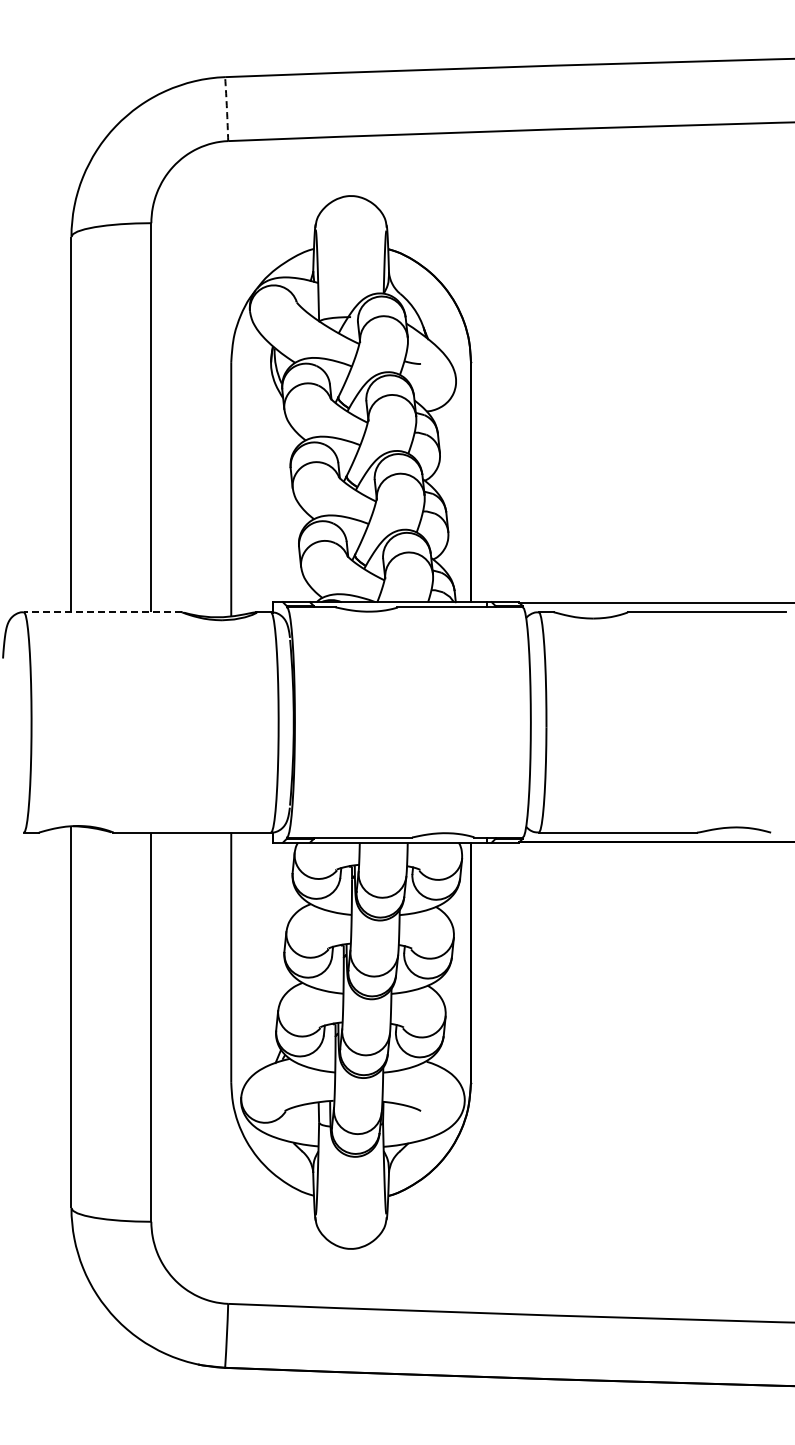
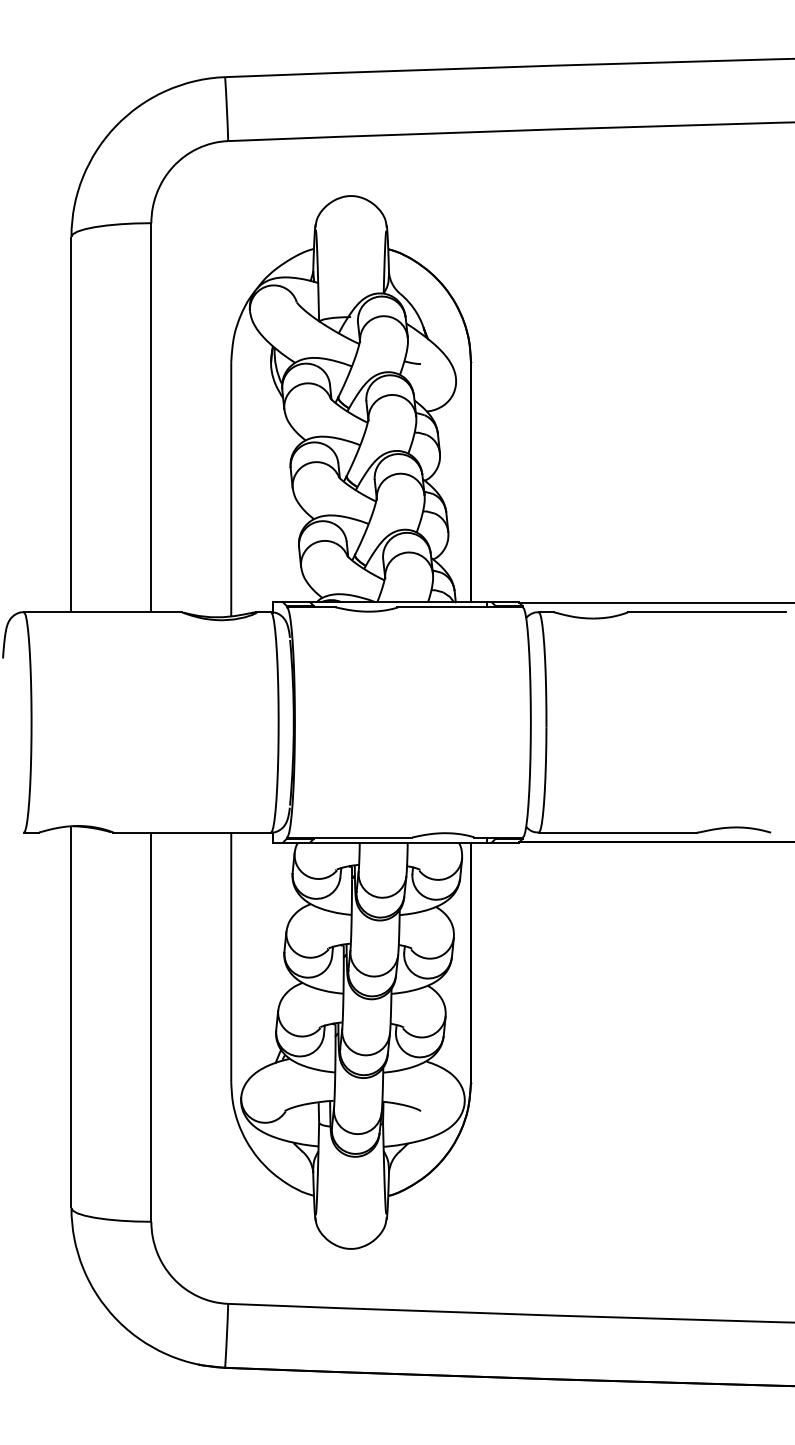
arc: dashed -> solid (226, 109)
line: dashed -> solid (102, 612)
